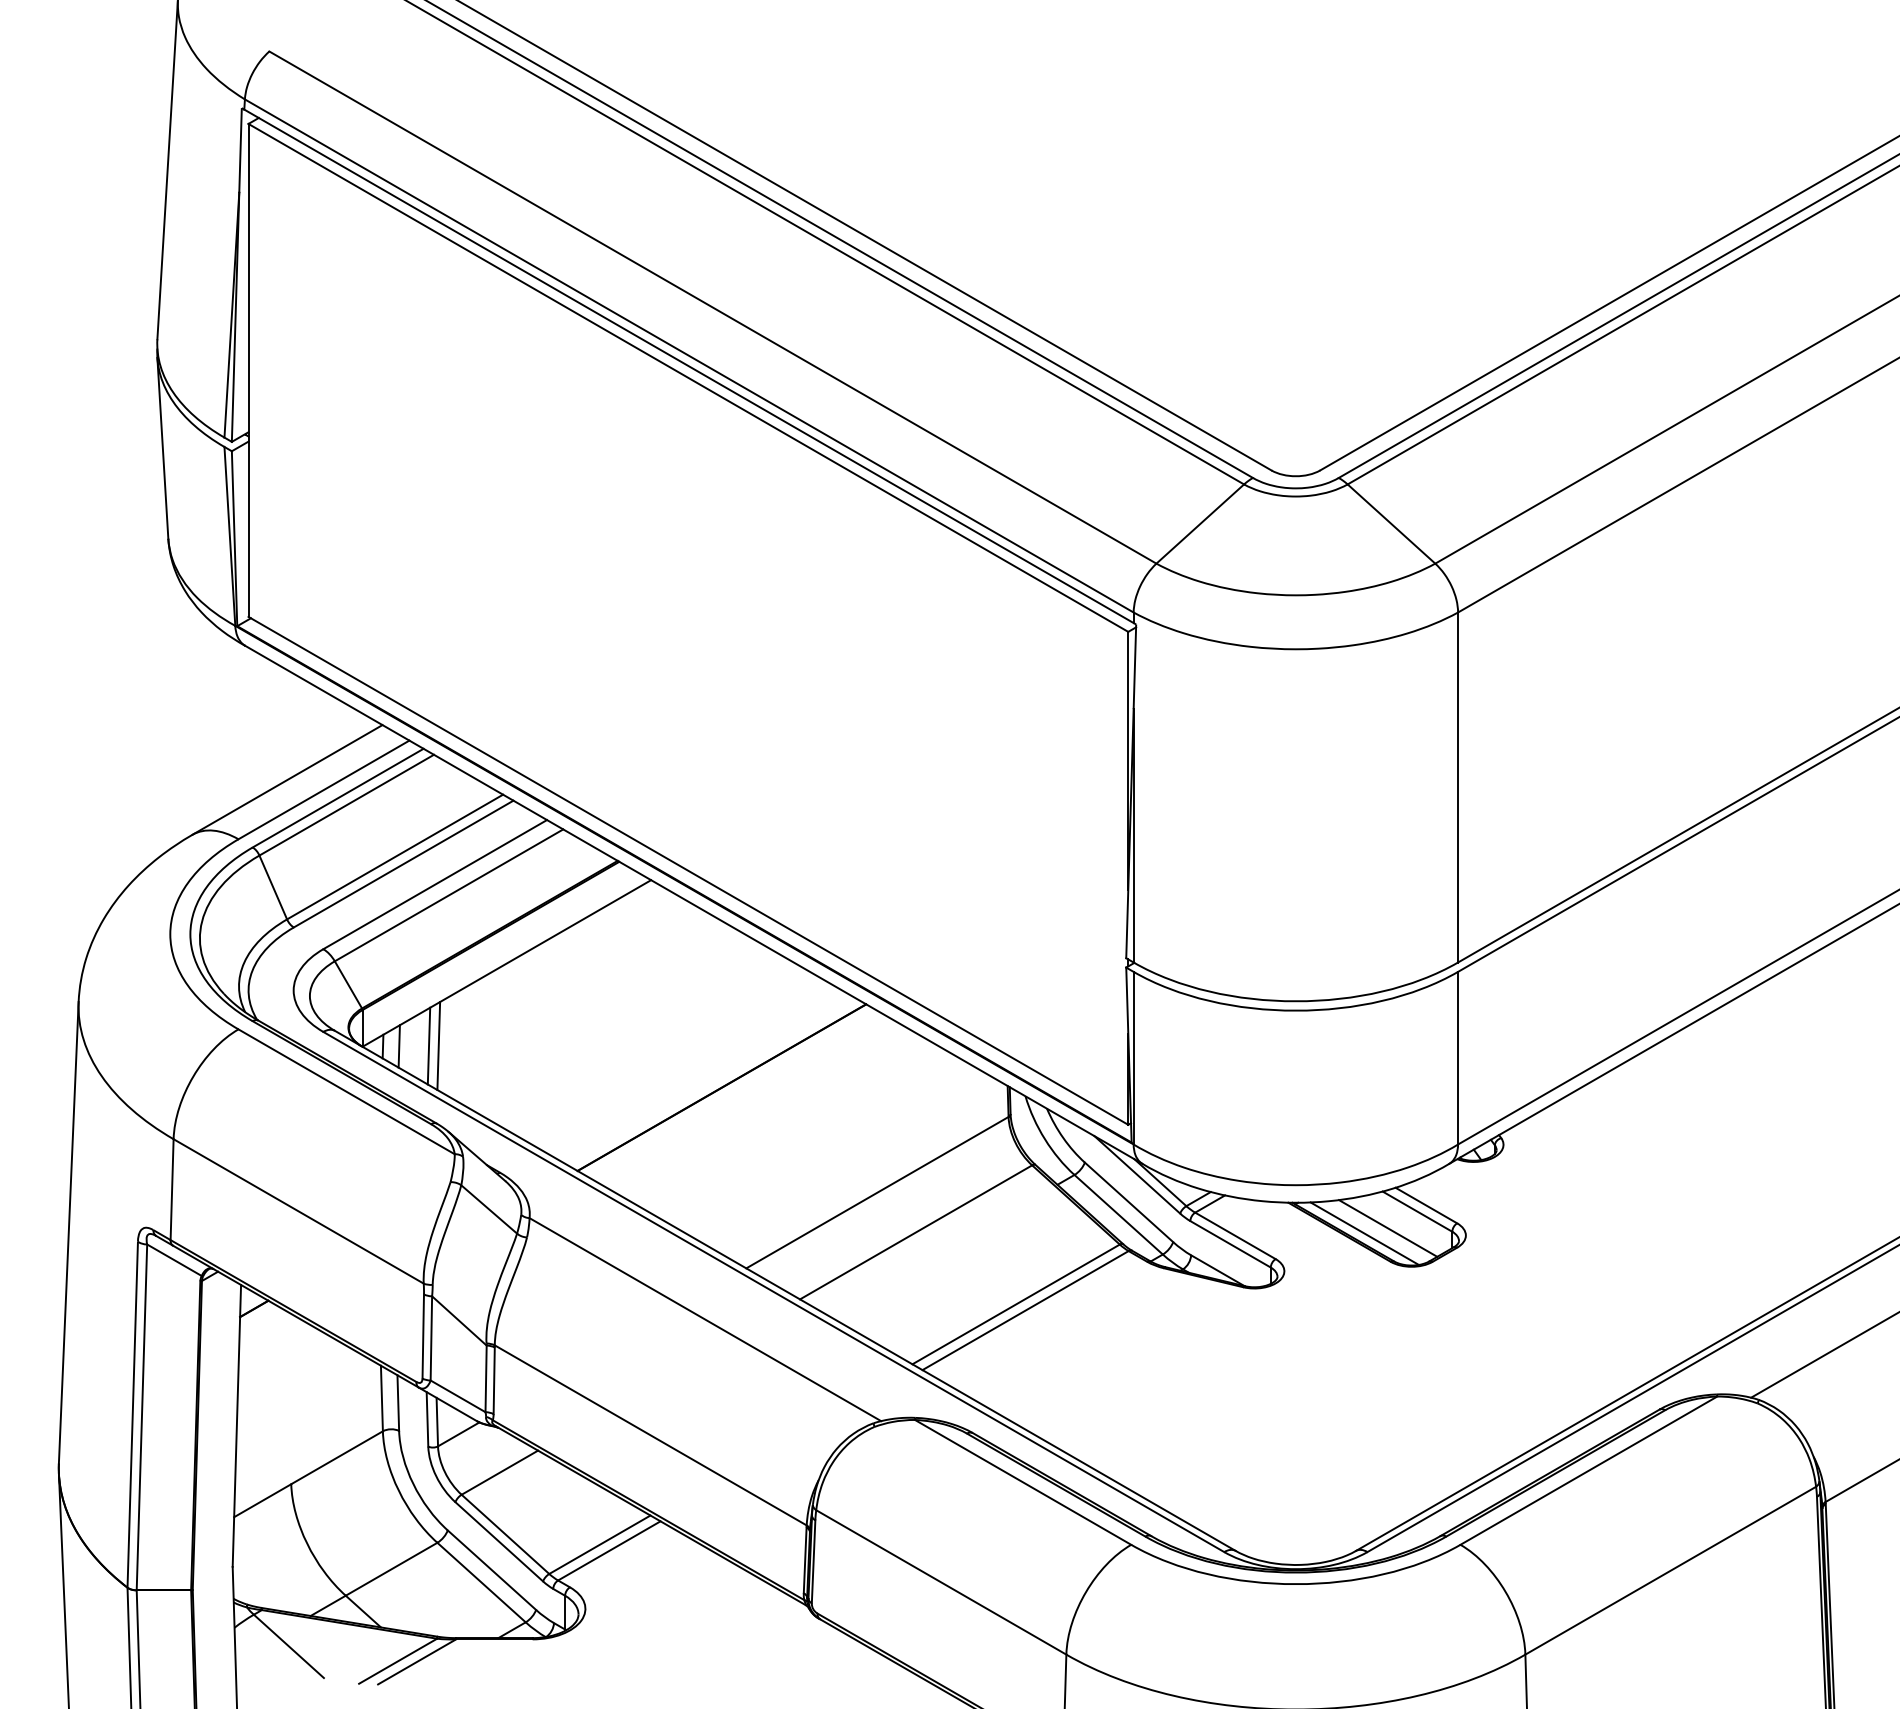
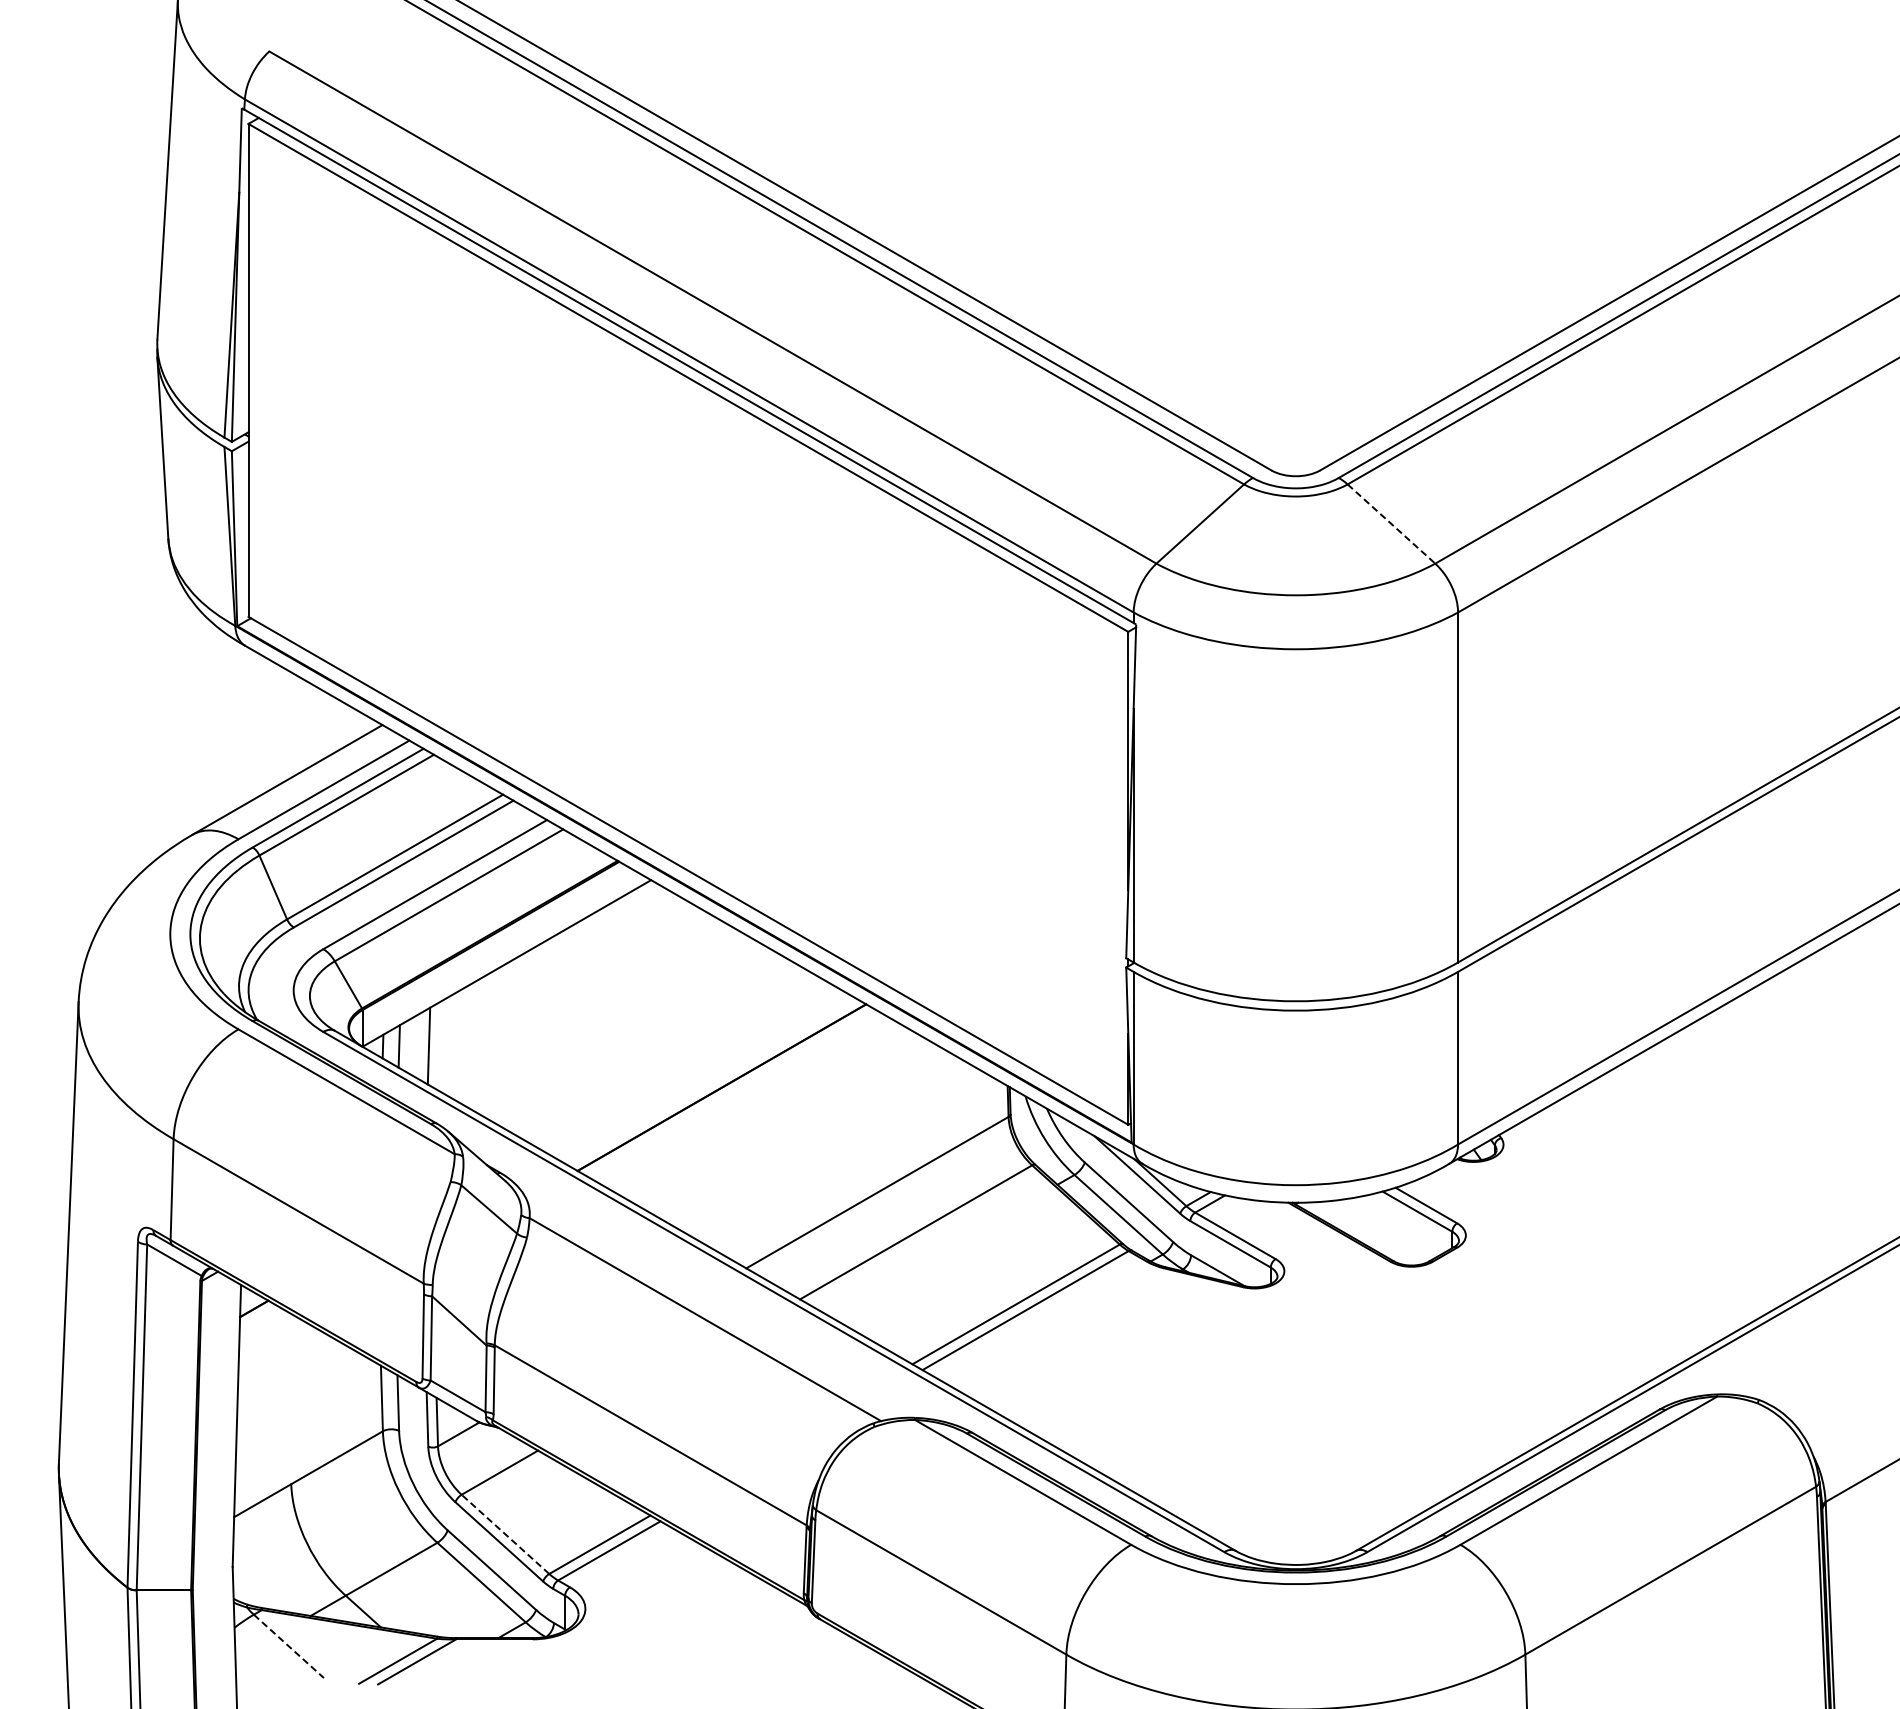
line: solid -> dashed (1391, 524)
line: present -> none (438, 1046)
line: present -> none (1388, 1228)
line: present -> none (1364, 1233)
line: present -> none (1823, 1355)
line: solid -> dashed (505, 1534)
line: solid -> dashed (289, 1646)
